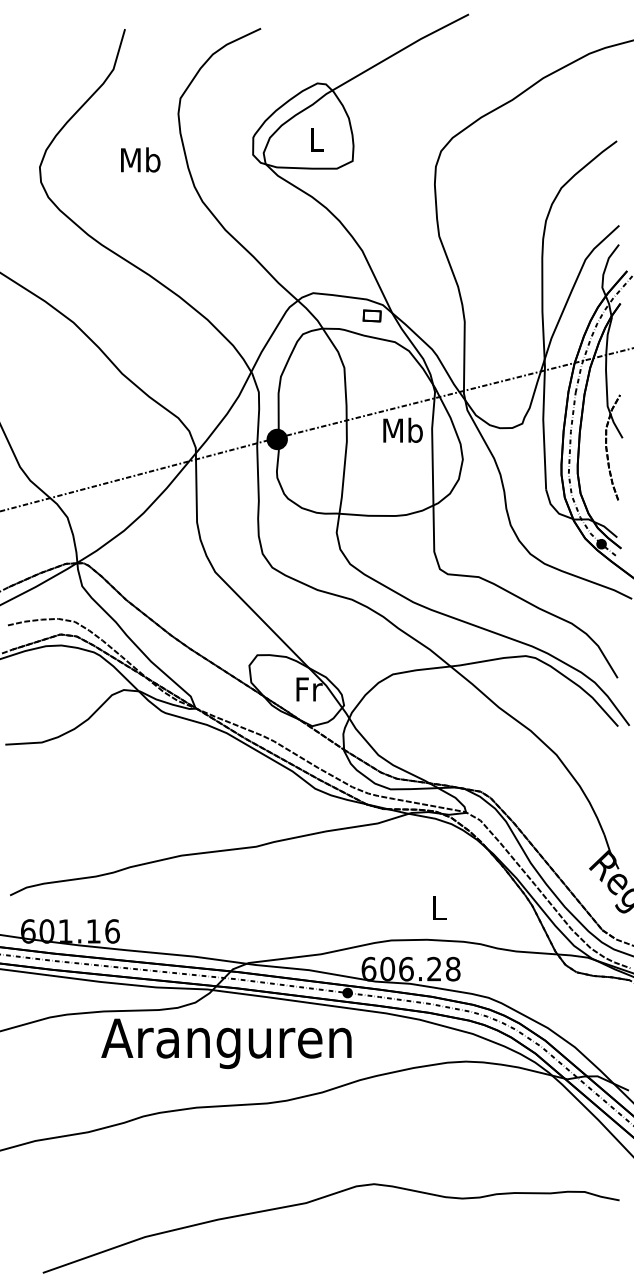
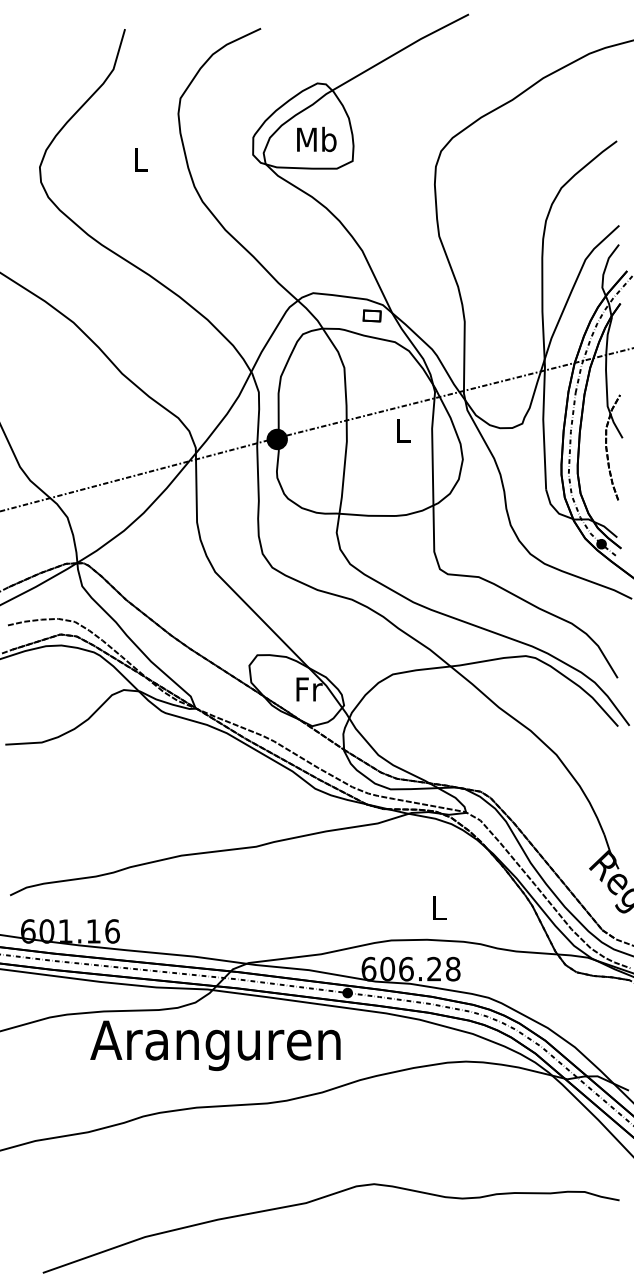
text: L -> Mb (316, 139)
text: Mb -> L (140, 159)
text: Mb -> L (402, 429)
text position: (226, 1043) -> (215, 1045) (215, 1045)
